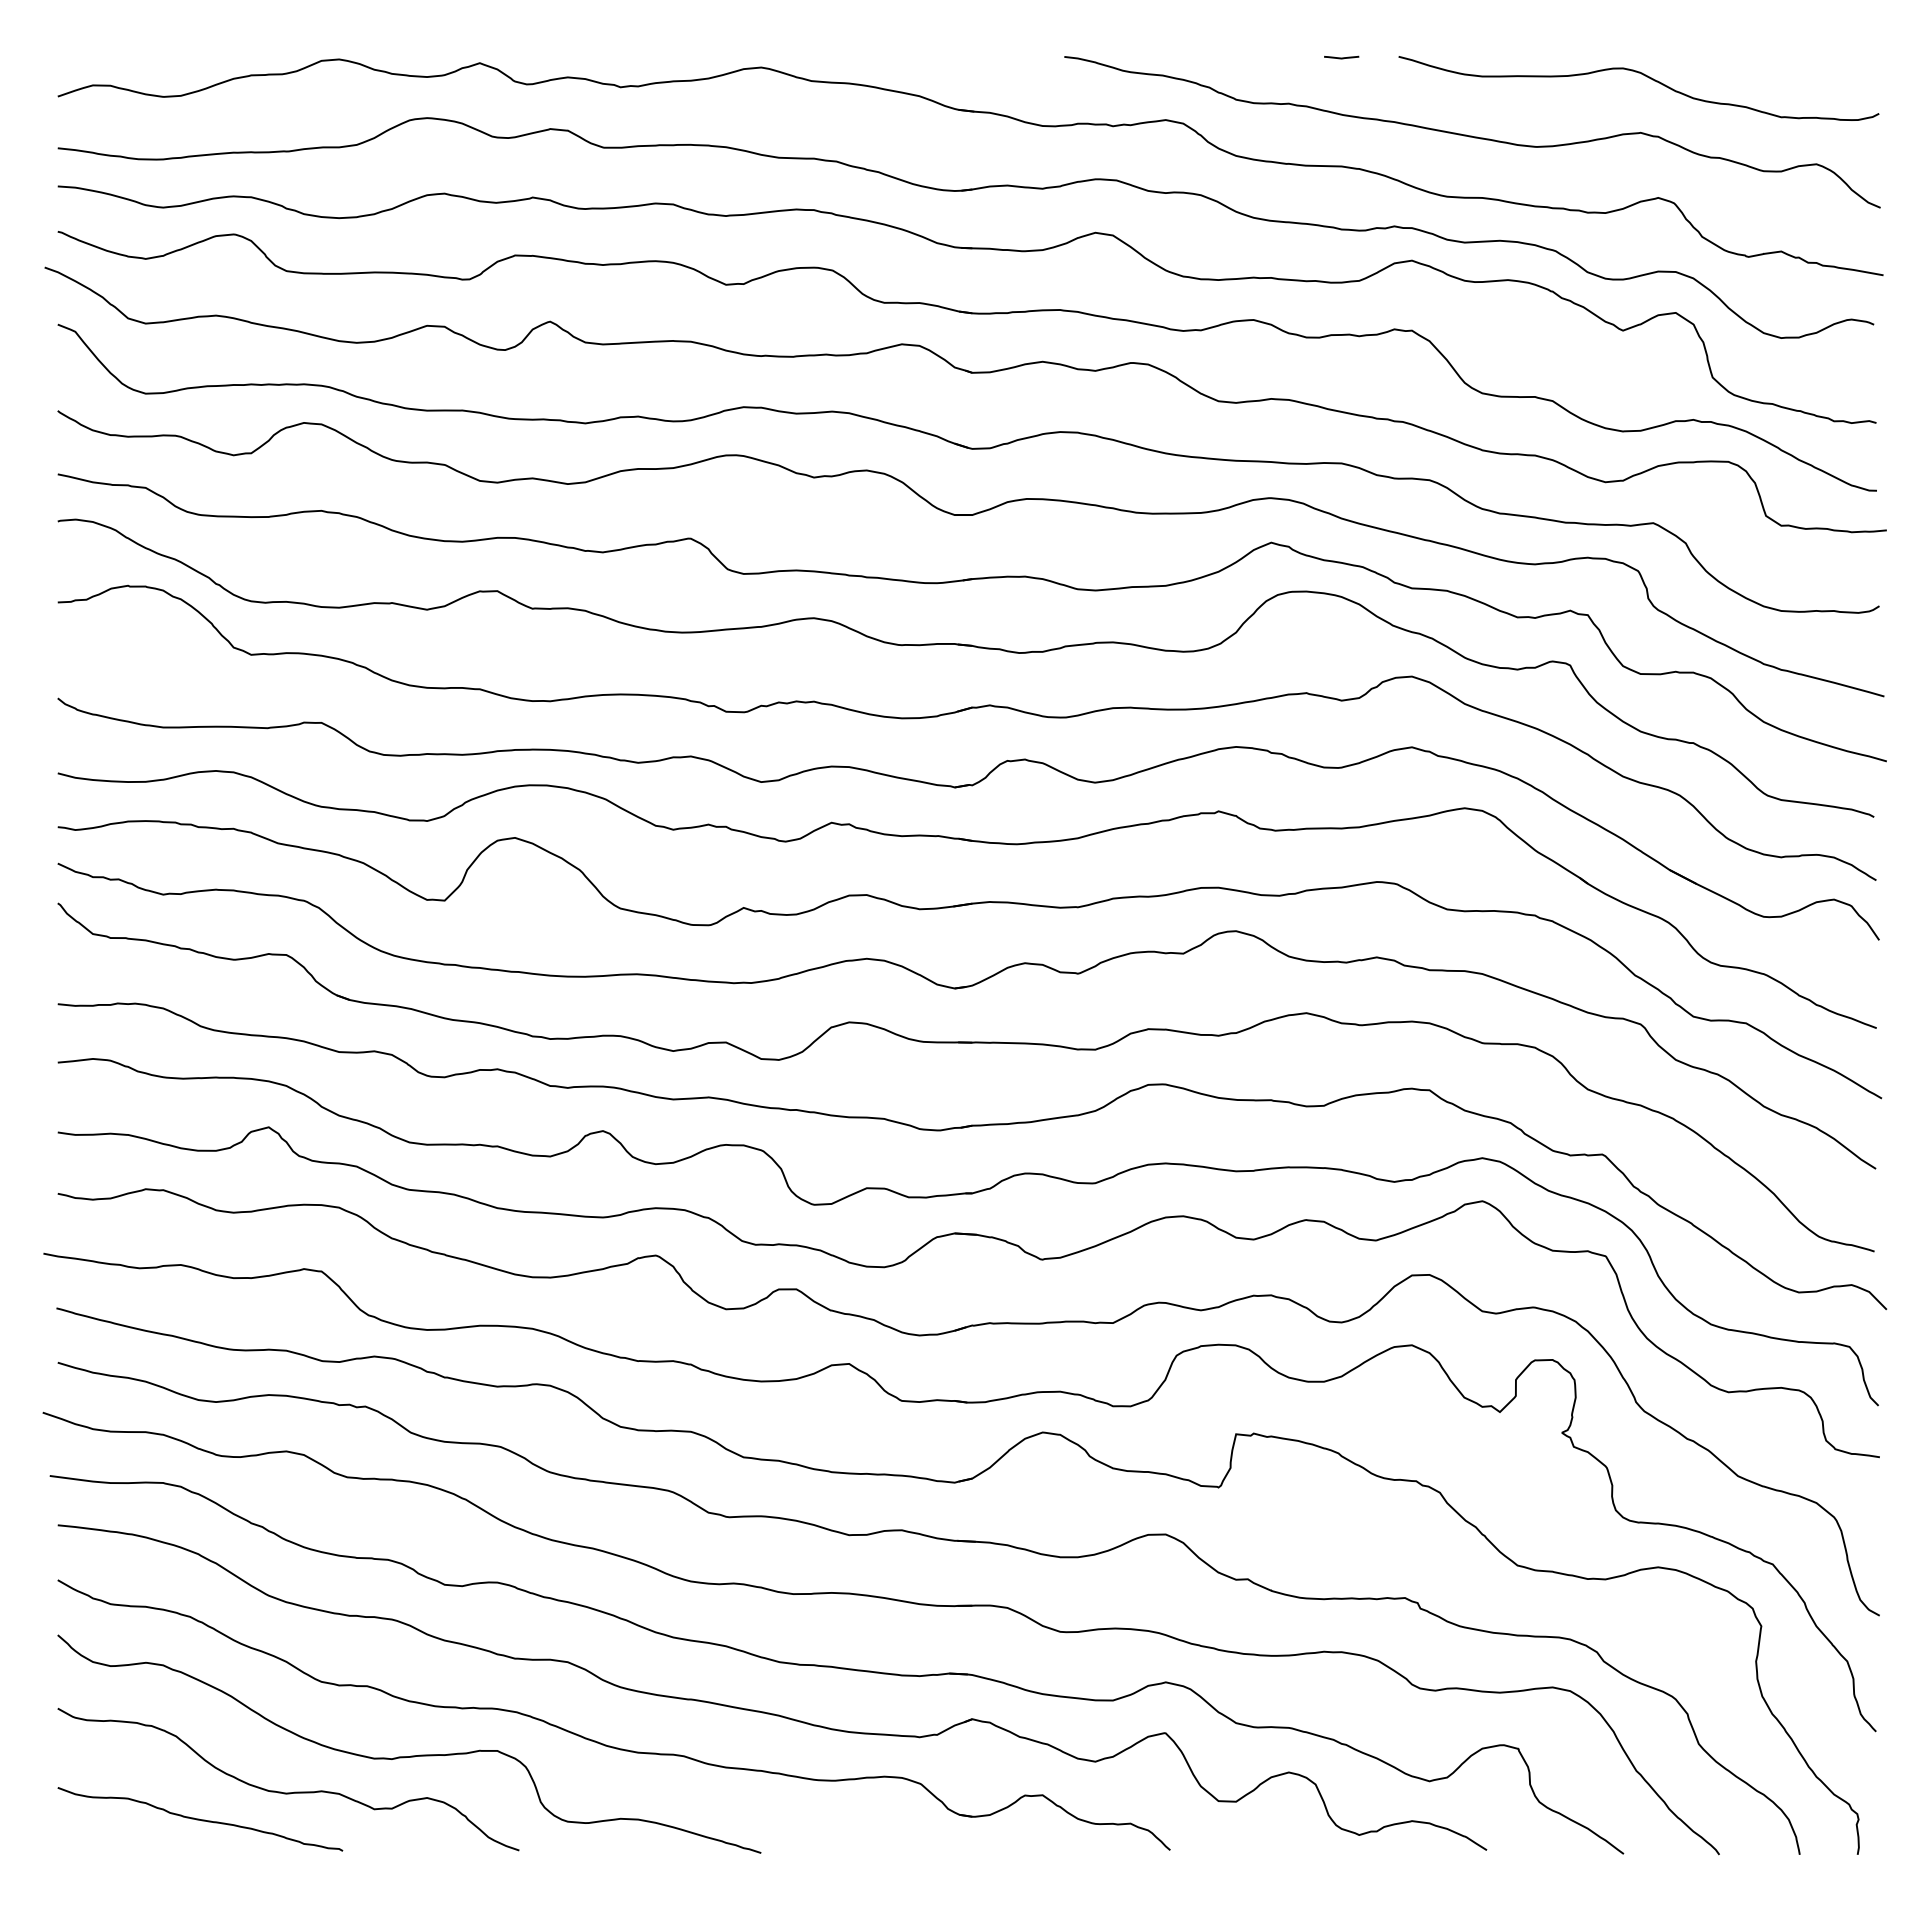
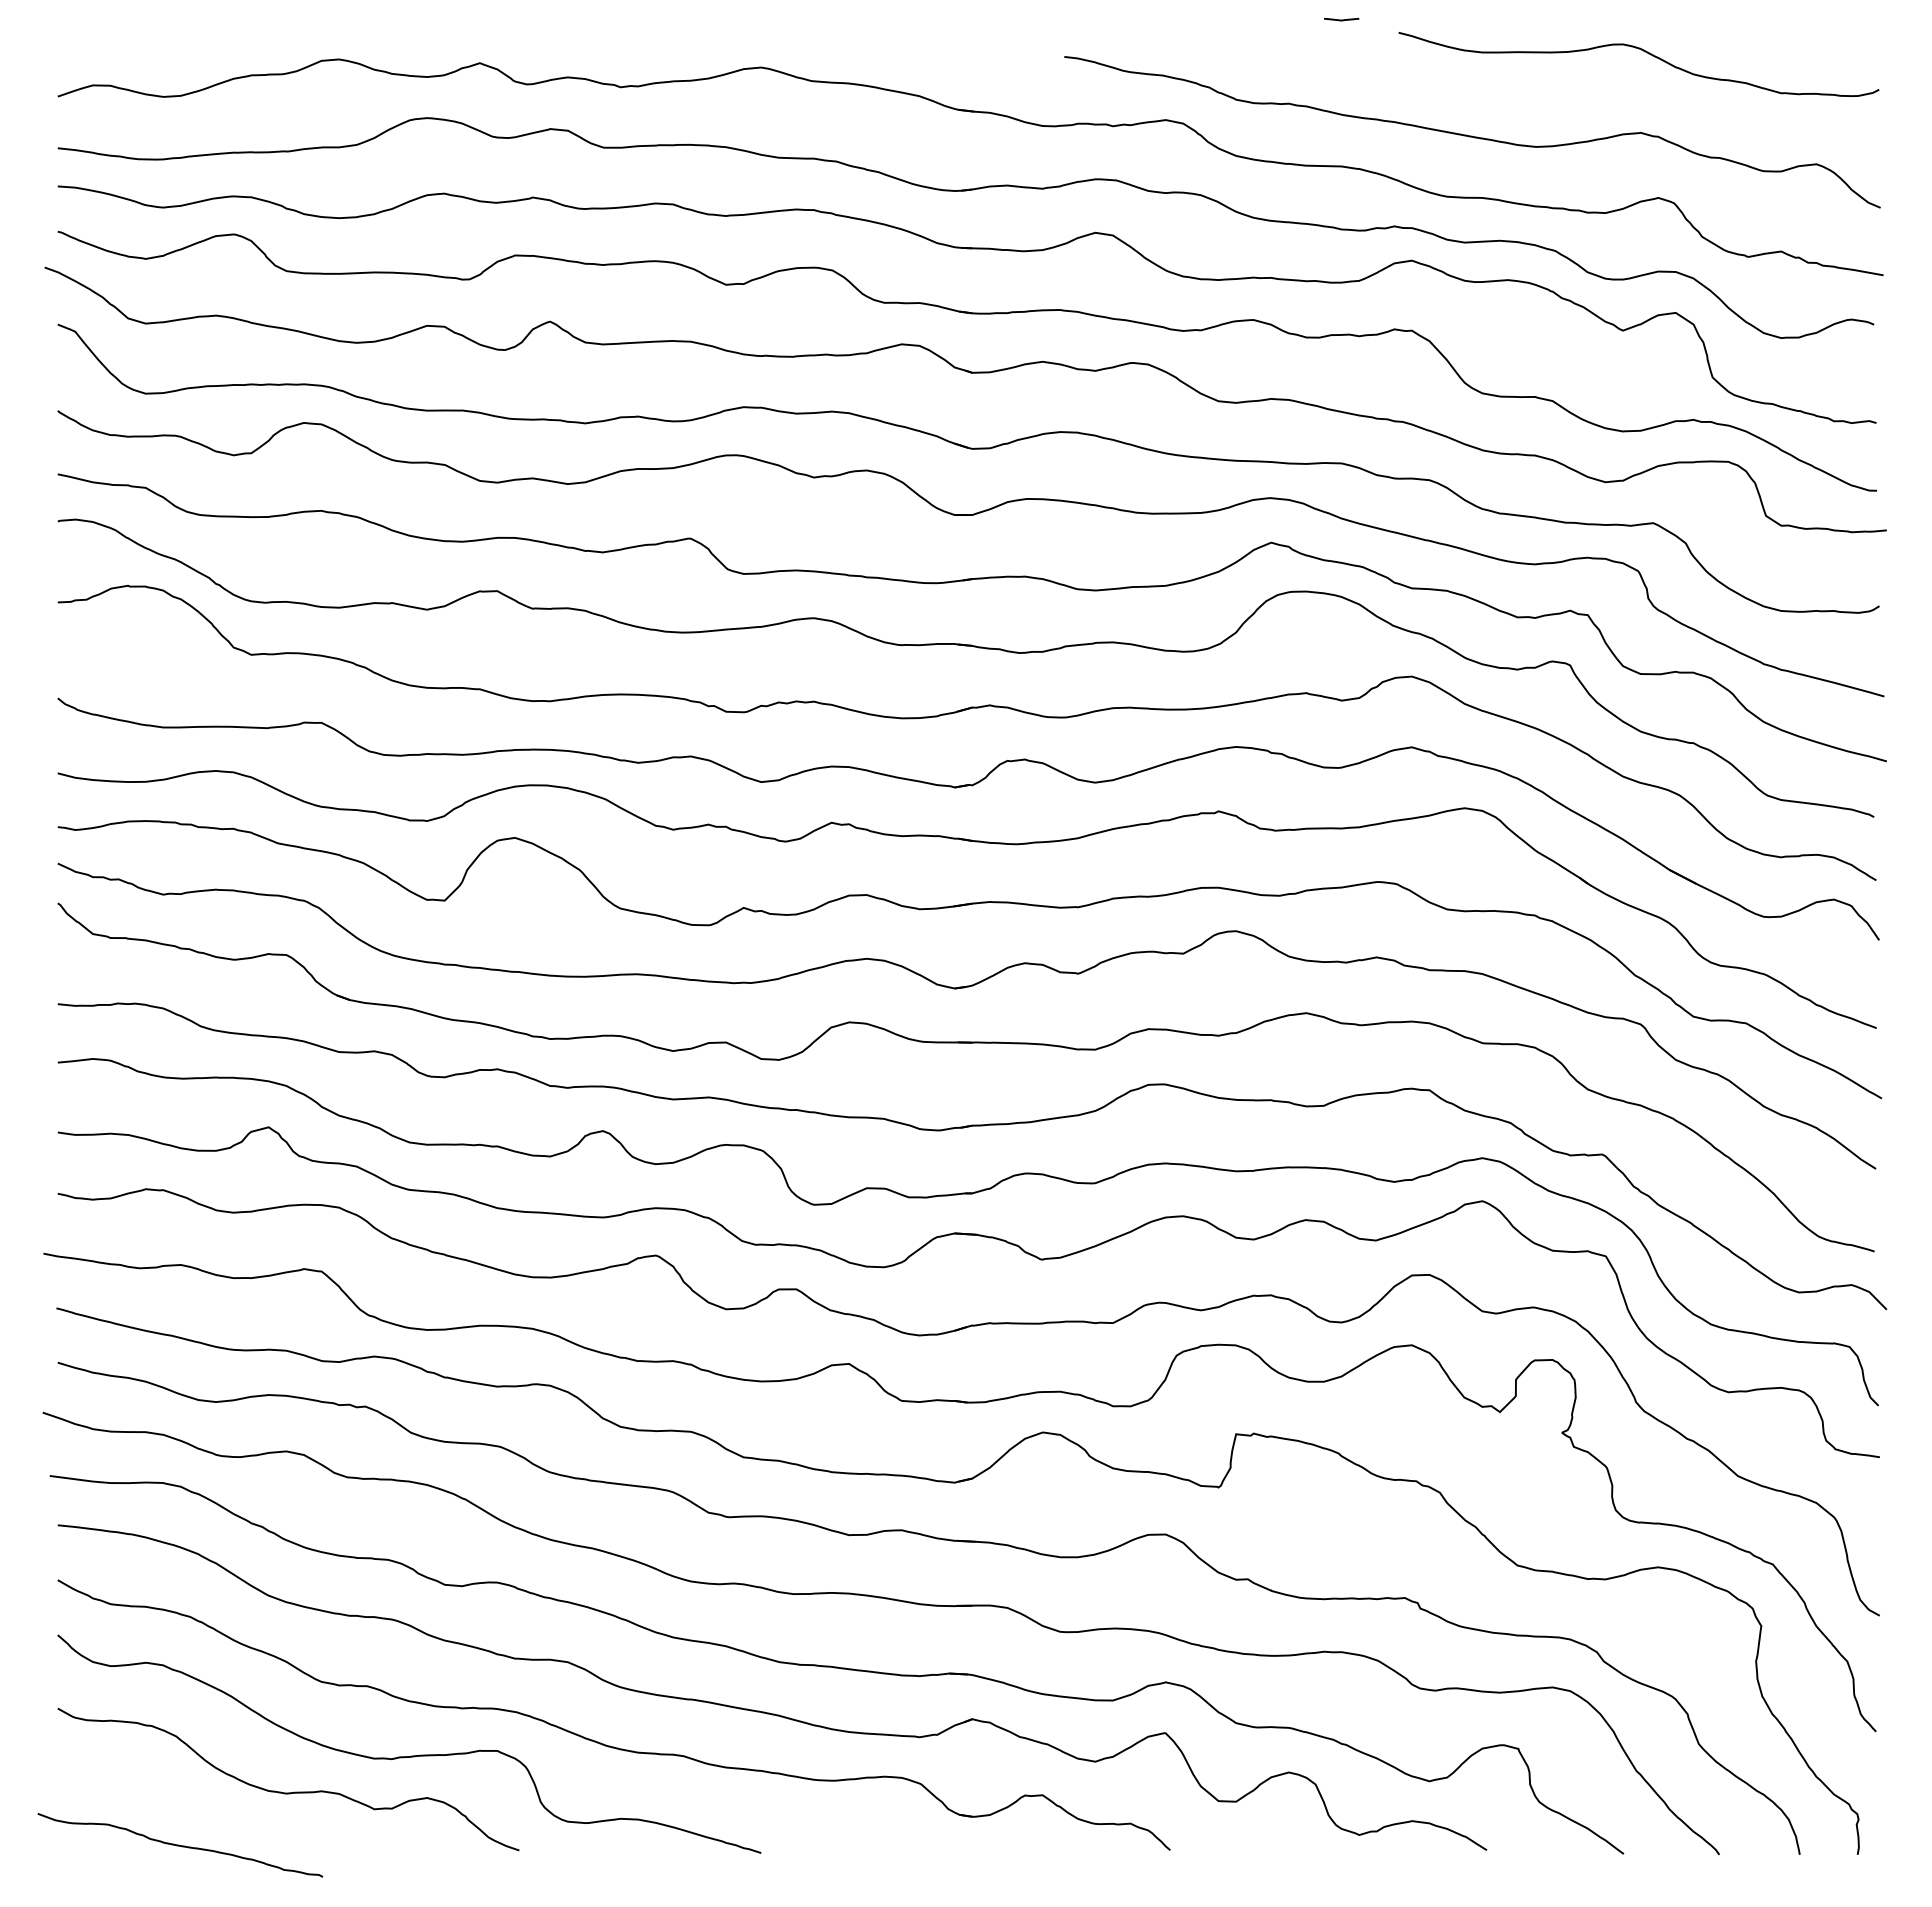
line position: (1341, 57) -> (1341, 19) (1341, 19)
curve position: (1645, 76) -> (1645, 52) (1645, 52)
curve position: (200, 1819) -> (180, 1845) (180, 1845)
